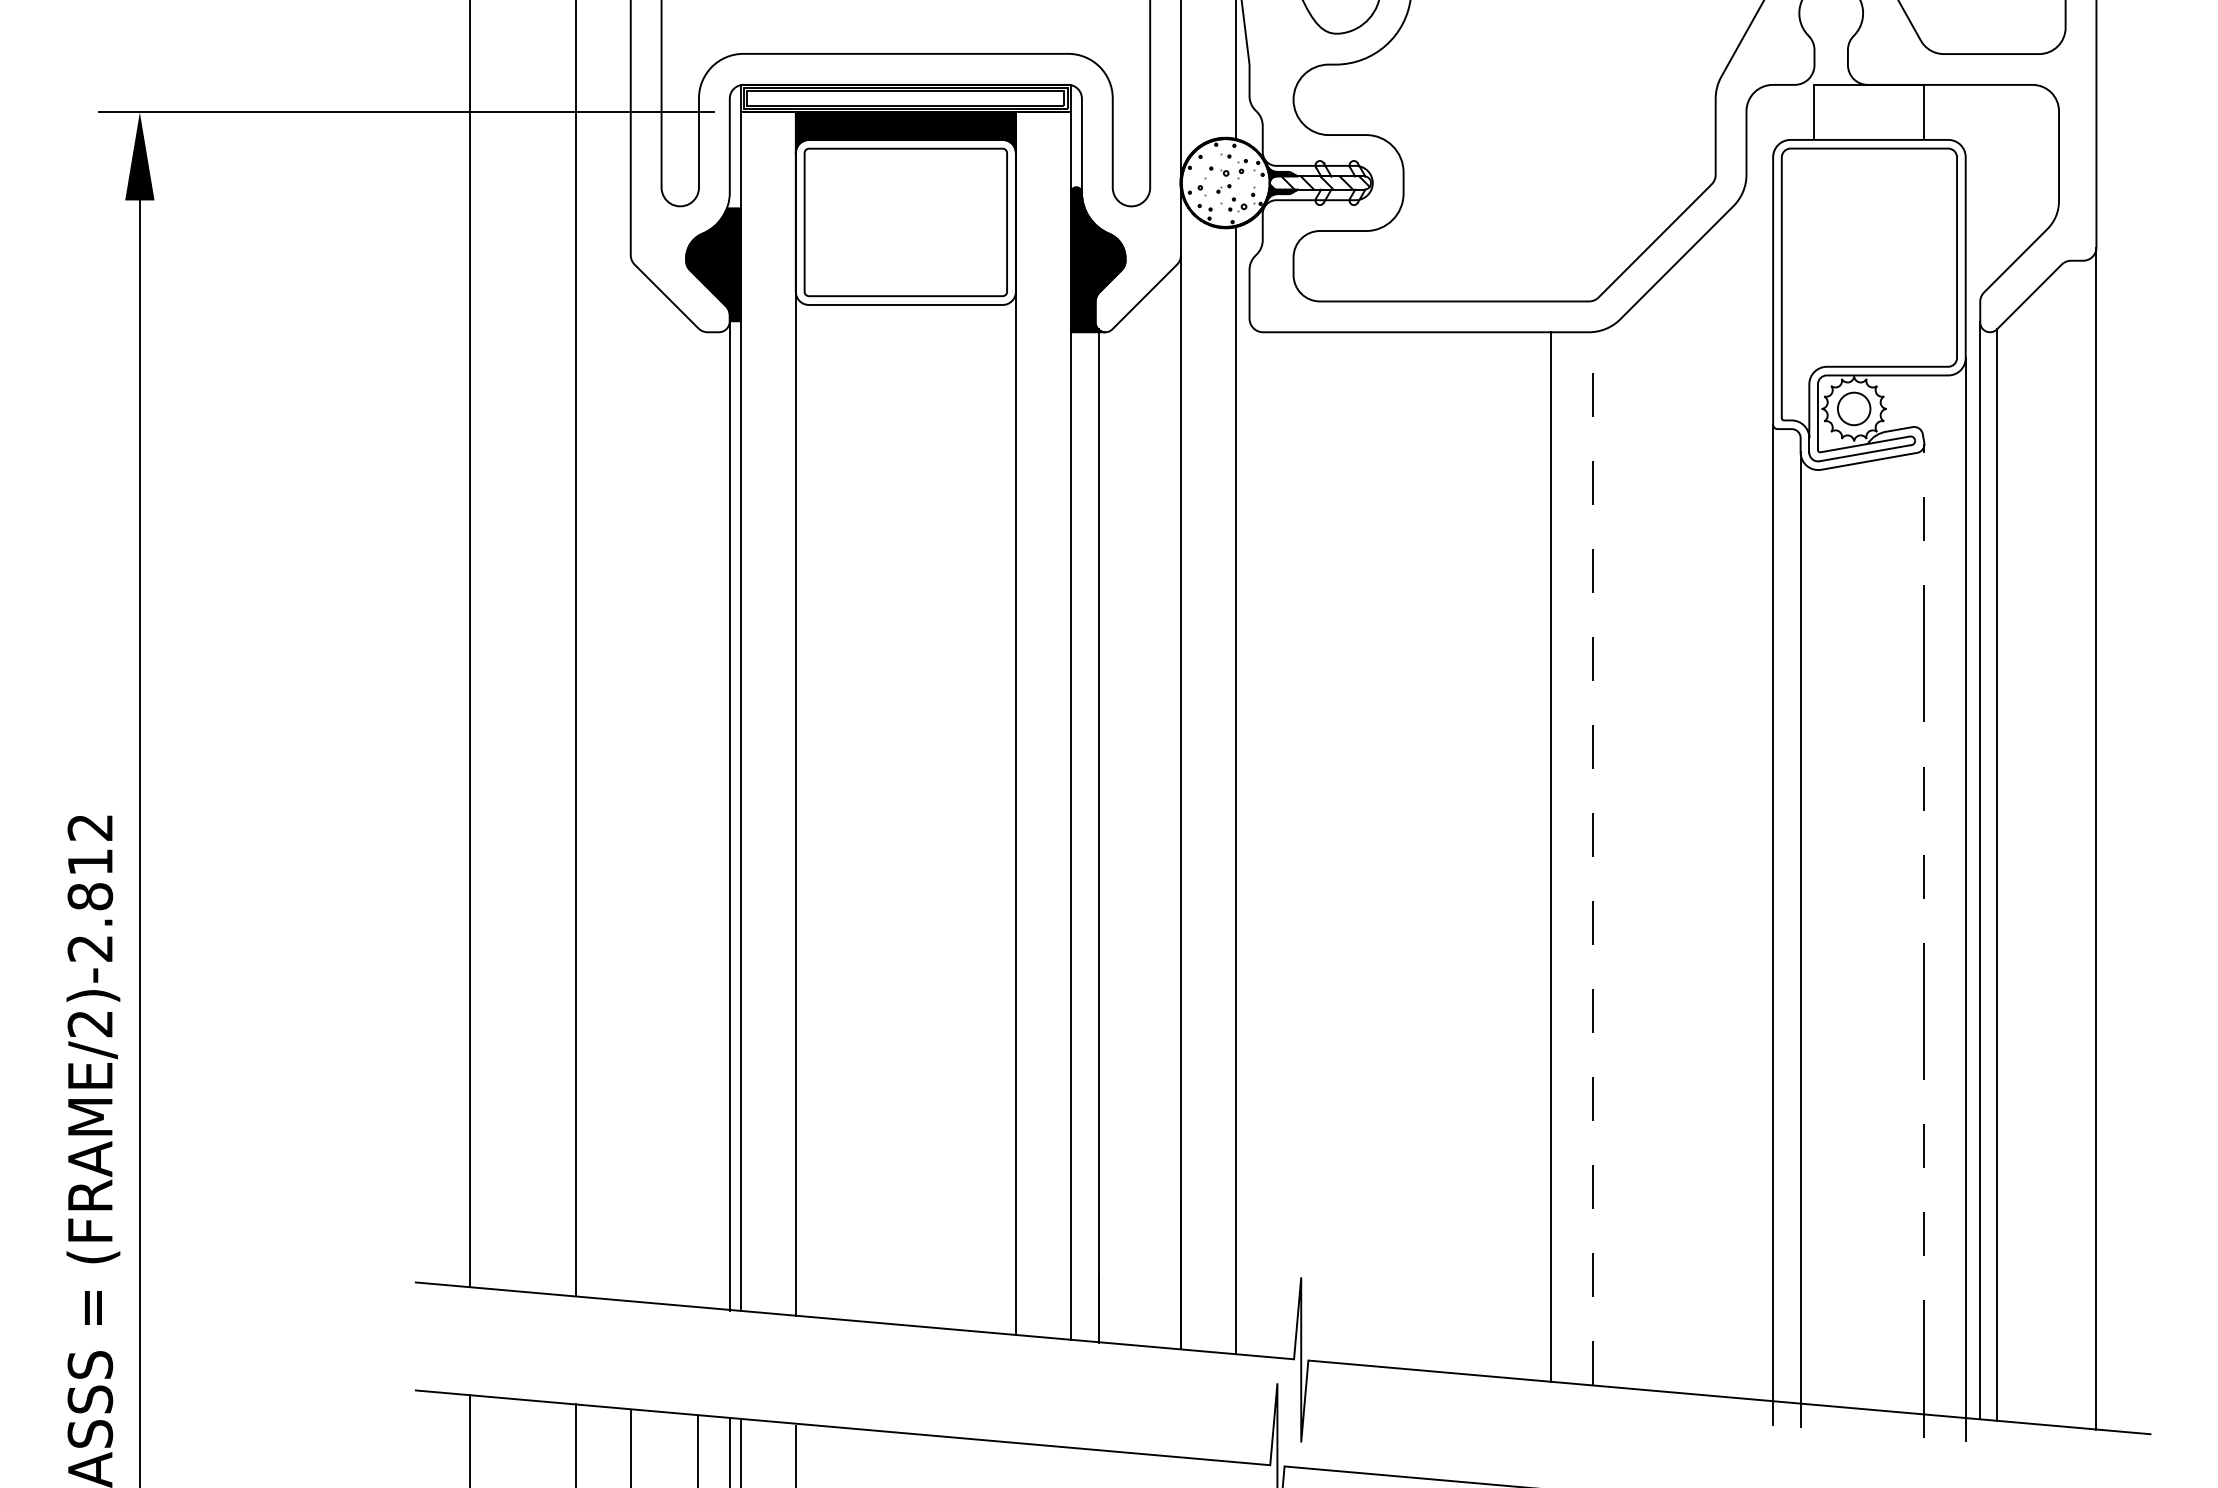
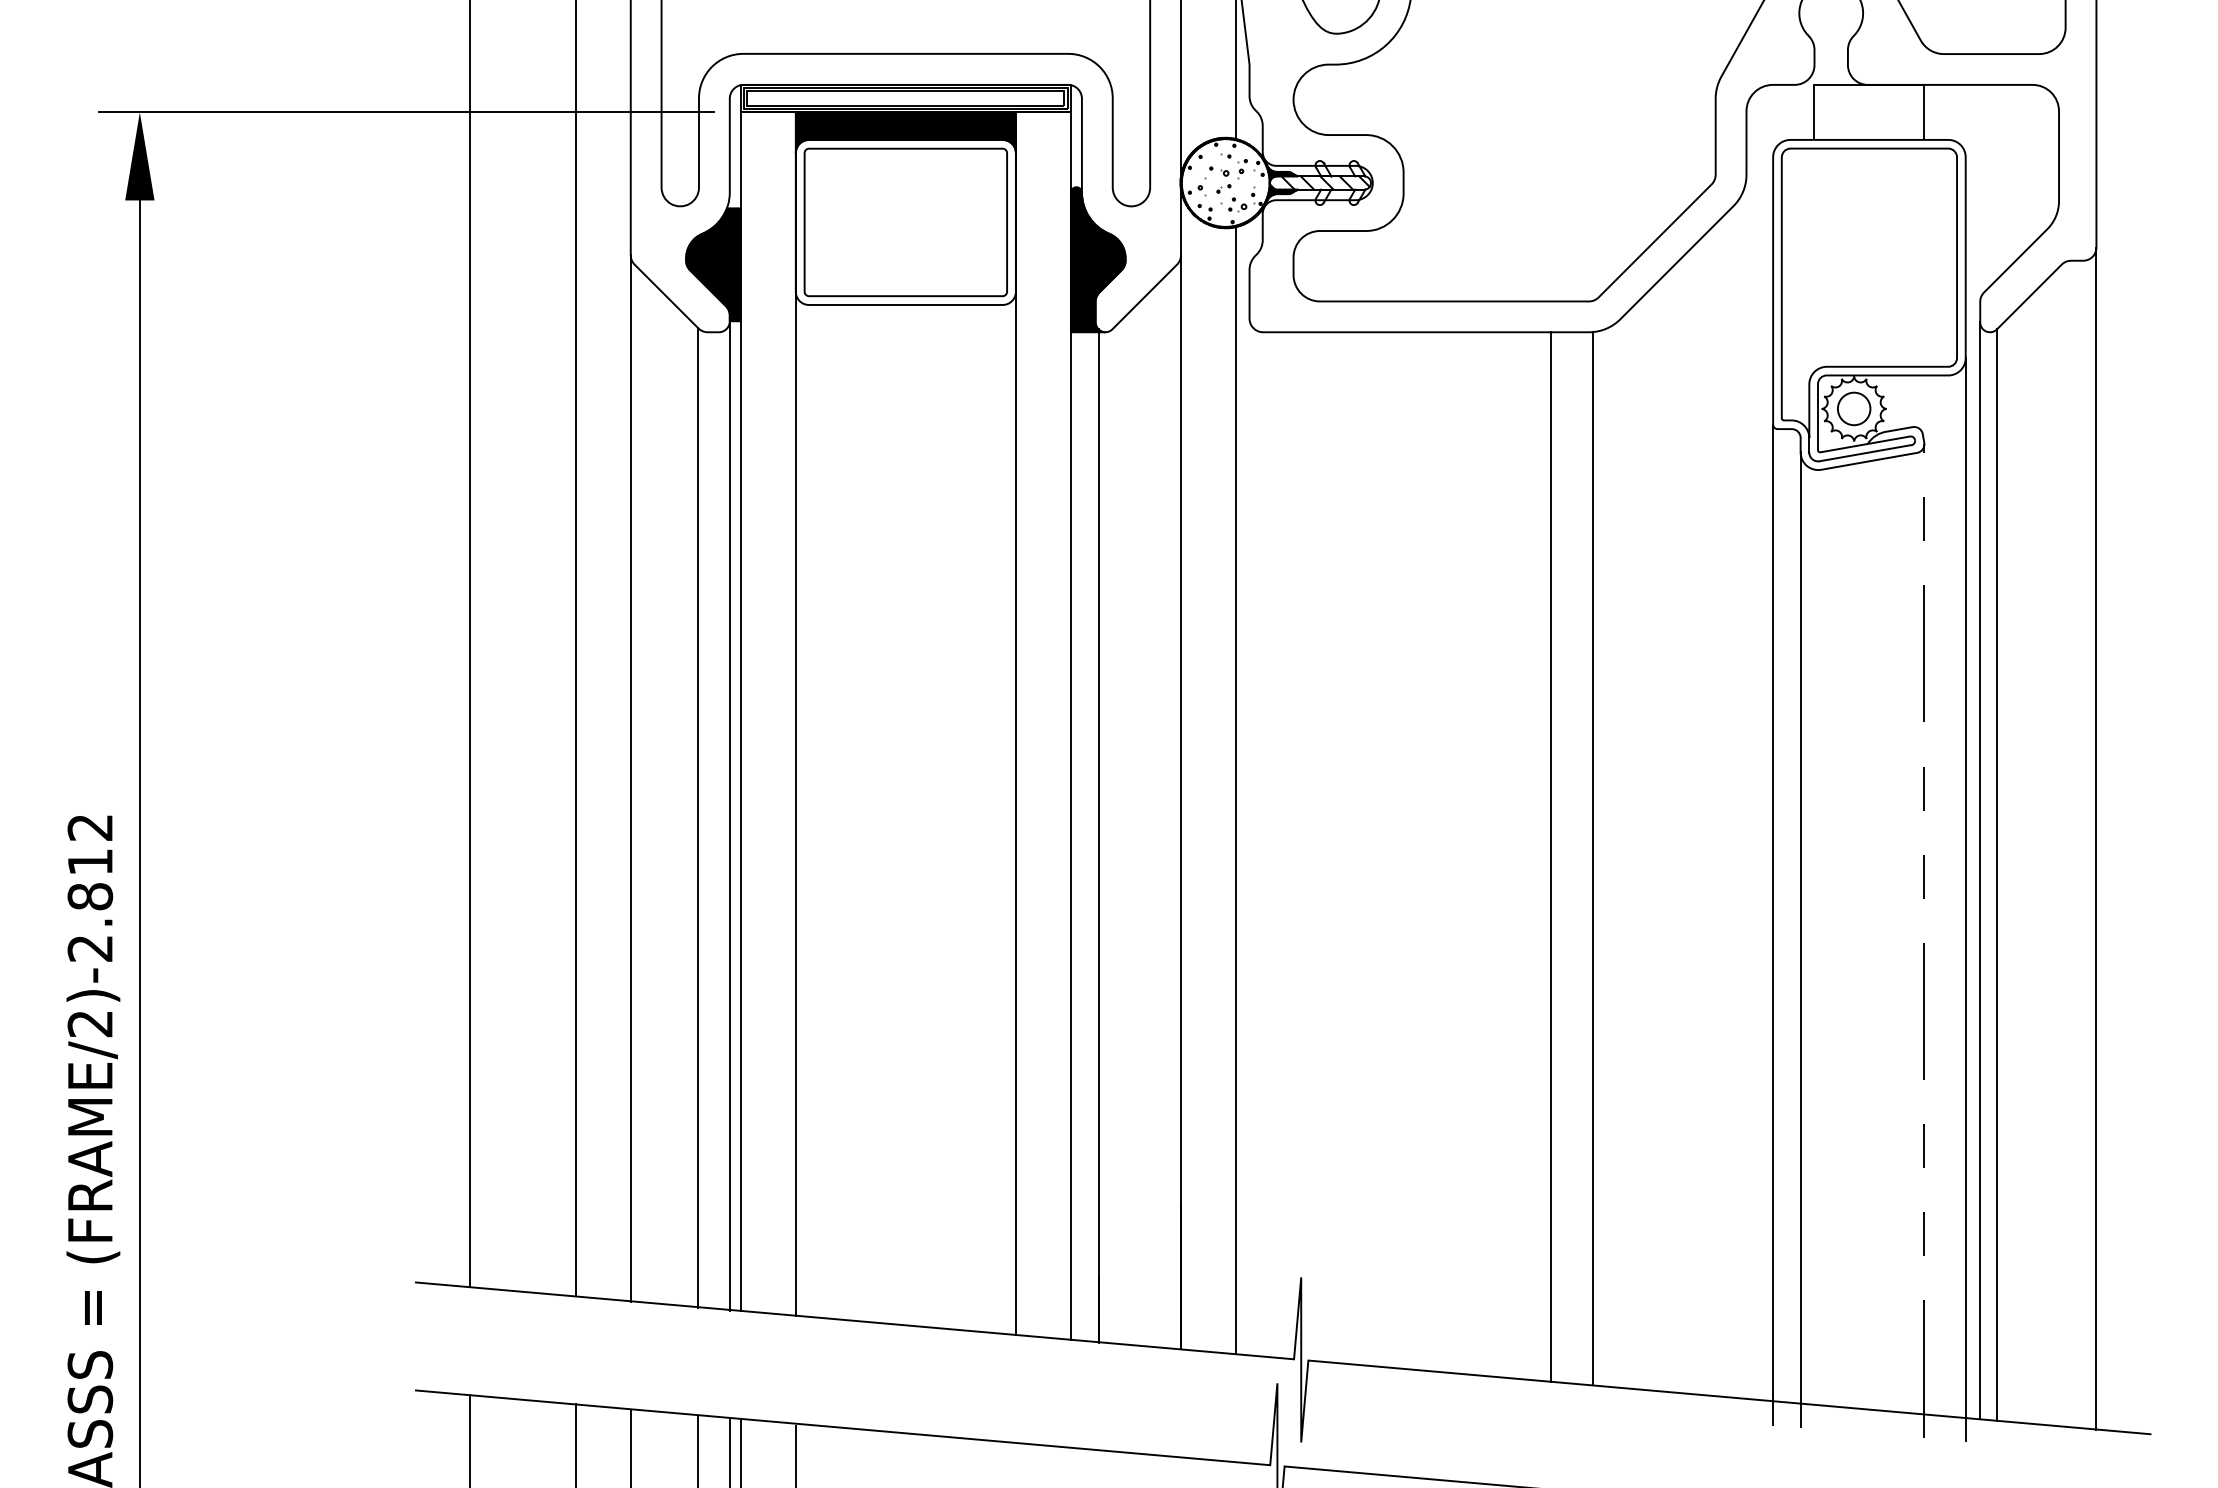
line: none -> present (630, 778)
line: none -> present (698, 818)
line: dashed -> solid (1593, 858)
